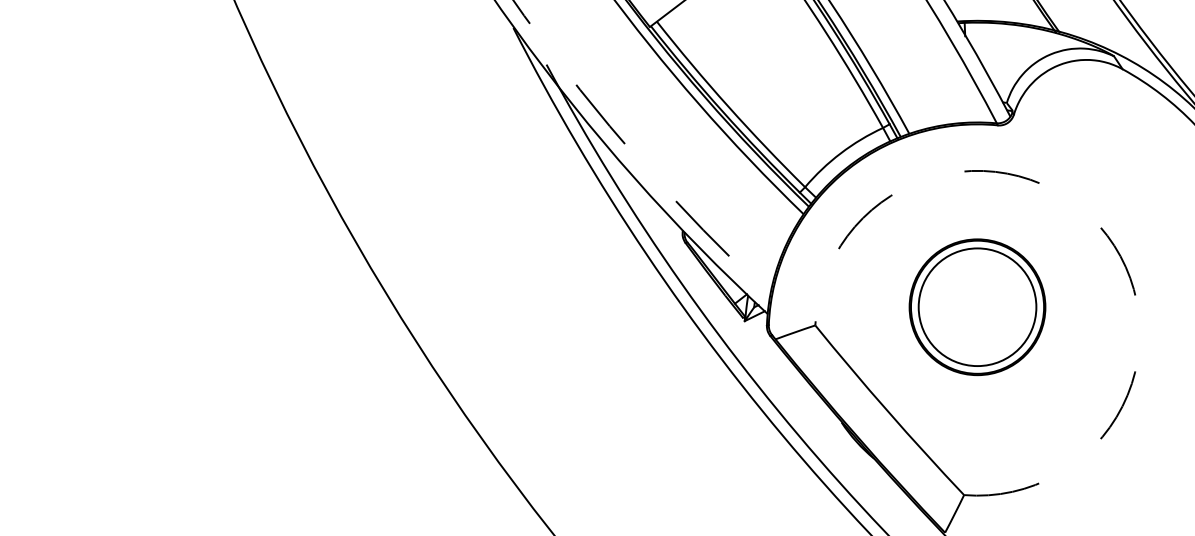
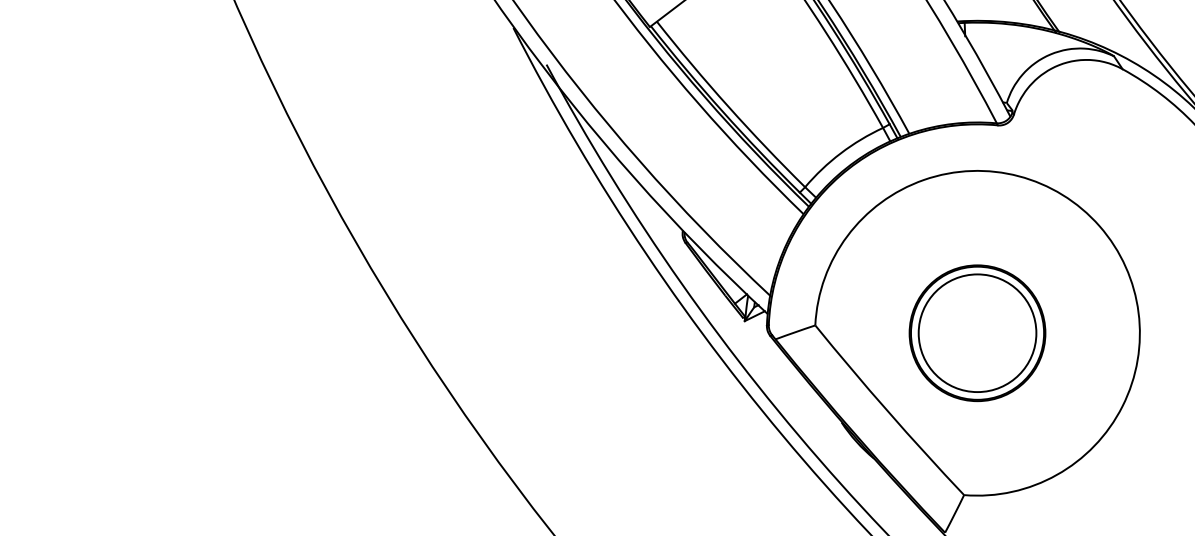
arc: dashed -> solid (634, 154)
arc: dashed -> solid (1099, 226)
part position: (977, 307) -> (977, 333) (977, 333)
